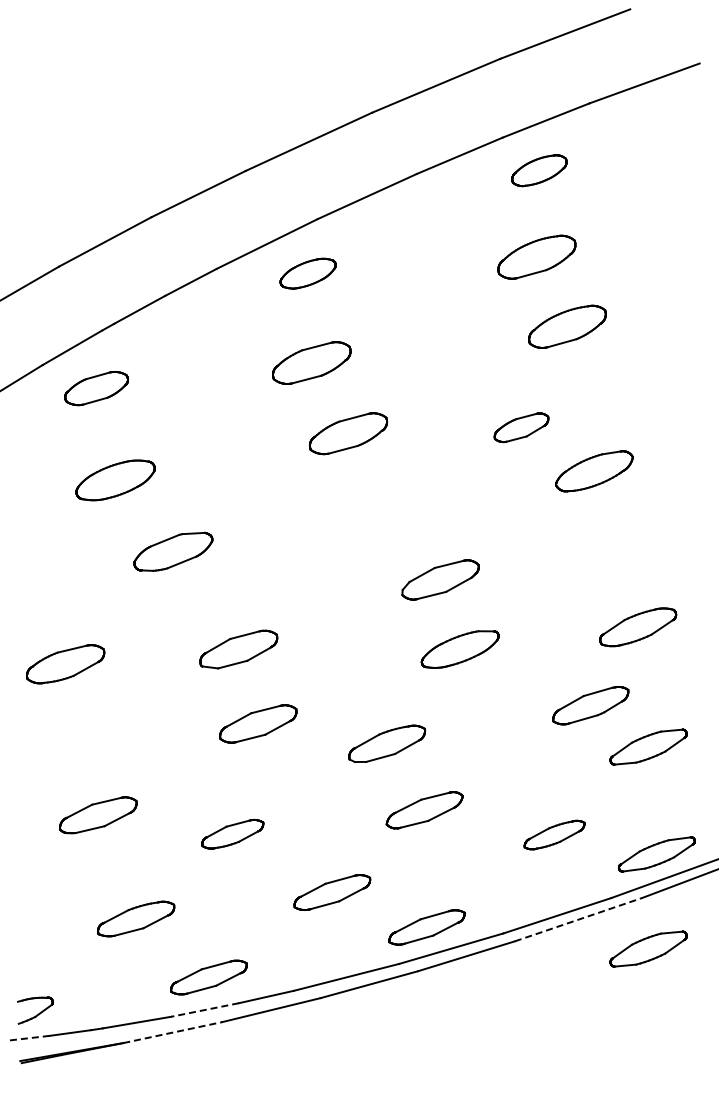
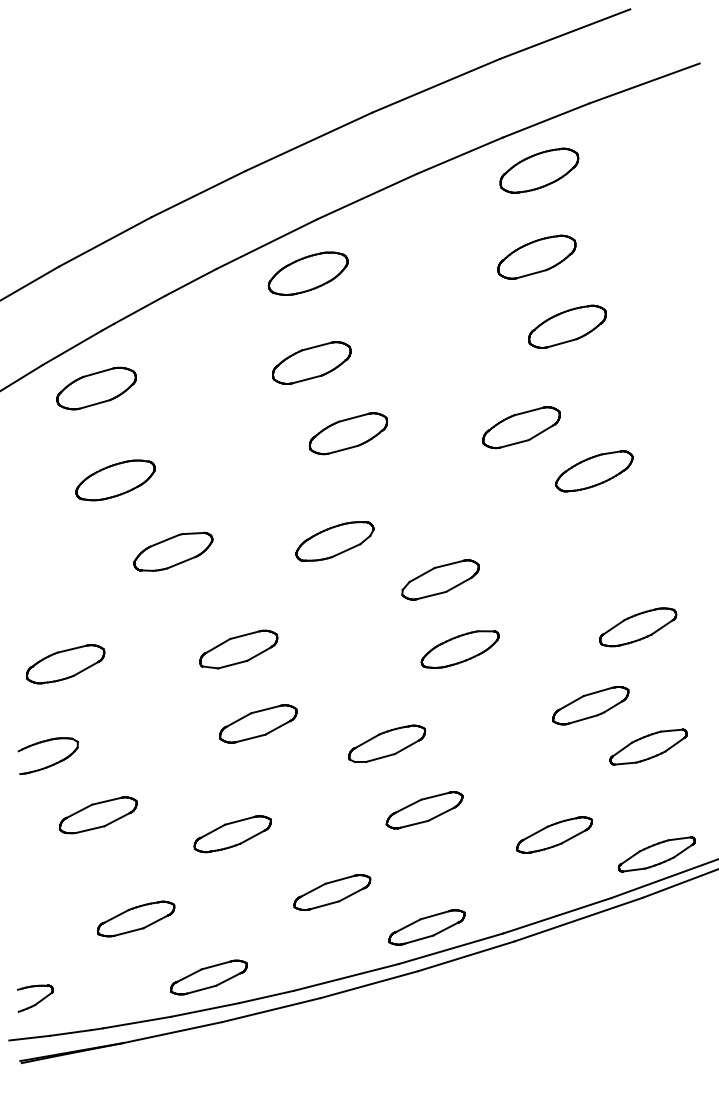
part size: 57x34 px -> 81x47 px (539, 170)
part size: 58x33 px -> 82x45 px (307, 273)
part size: 65x36 px -> 81x45 px (96, 388)
part size: 57x32 px -> 79x44 px (521, 427)
part: none -> present (334, 541)
part: none -> present (51, 764)
part size: 64x32 px -> 79x39 px (232, 834)
part size: 63x32 px -> 77x38 px (554, 834)
line: dashed -> solid (579, 919)
part: present -> none (648, 948)
part position: (35, 1010) -> (35, 998) (35, 998)
line: dashed -> solid (205, 1010)
line: dashed -> solid (172, 1032)
line: dashed -> solid (29, 1038)
